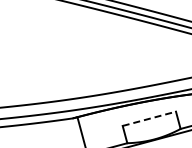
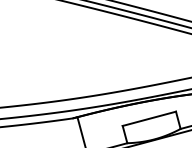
line: dashed -> solid (149, 118)
